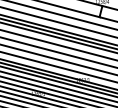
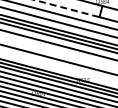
line: solid -> dashed (66, 8)
line: present -> none (58, 52)
line: present -> none (58, 66)
